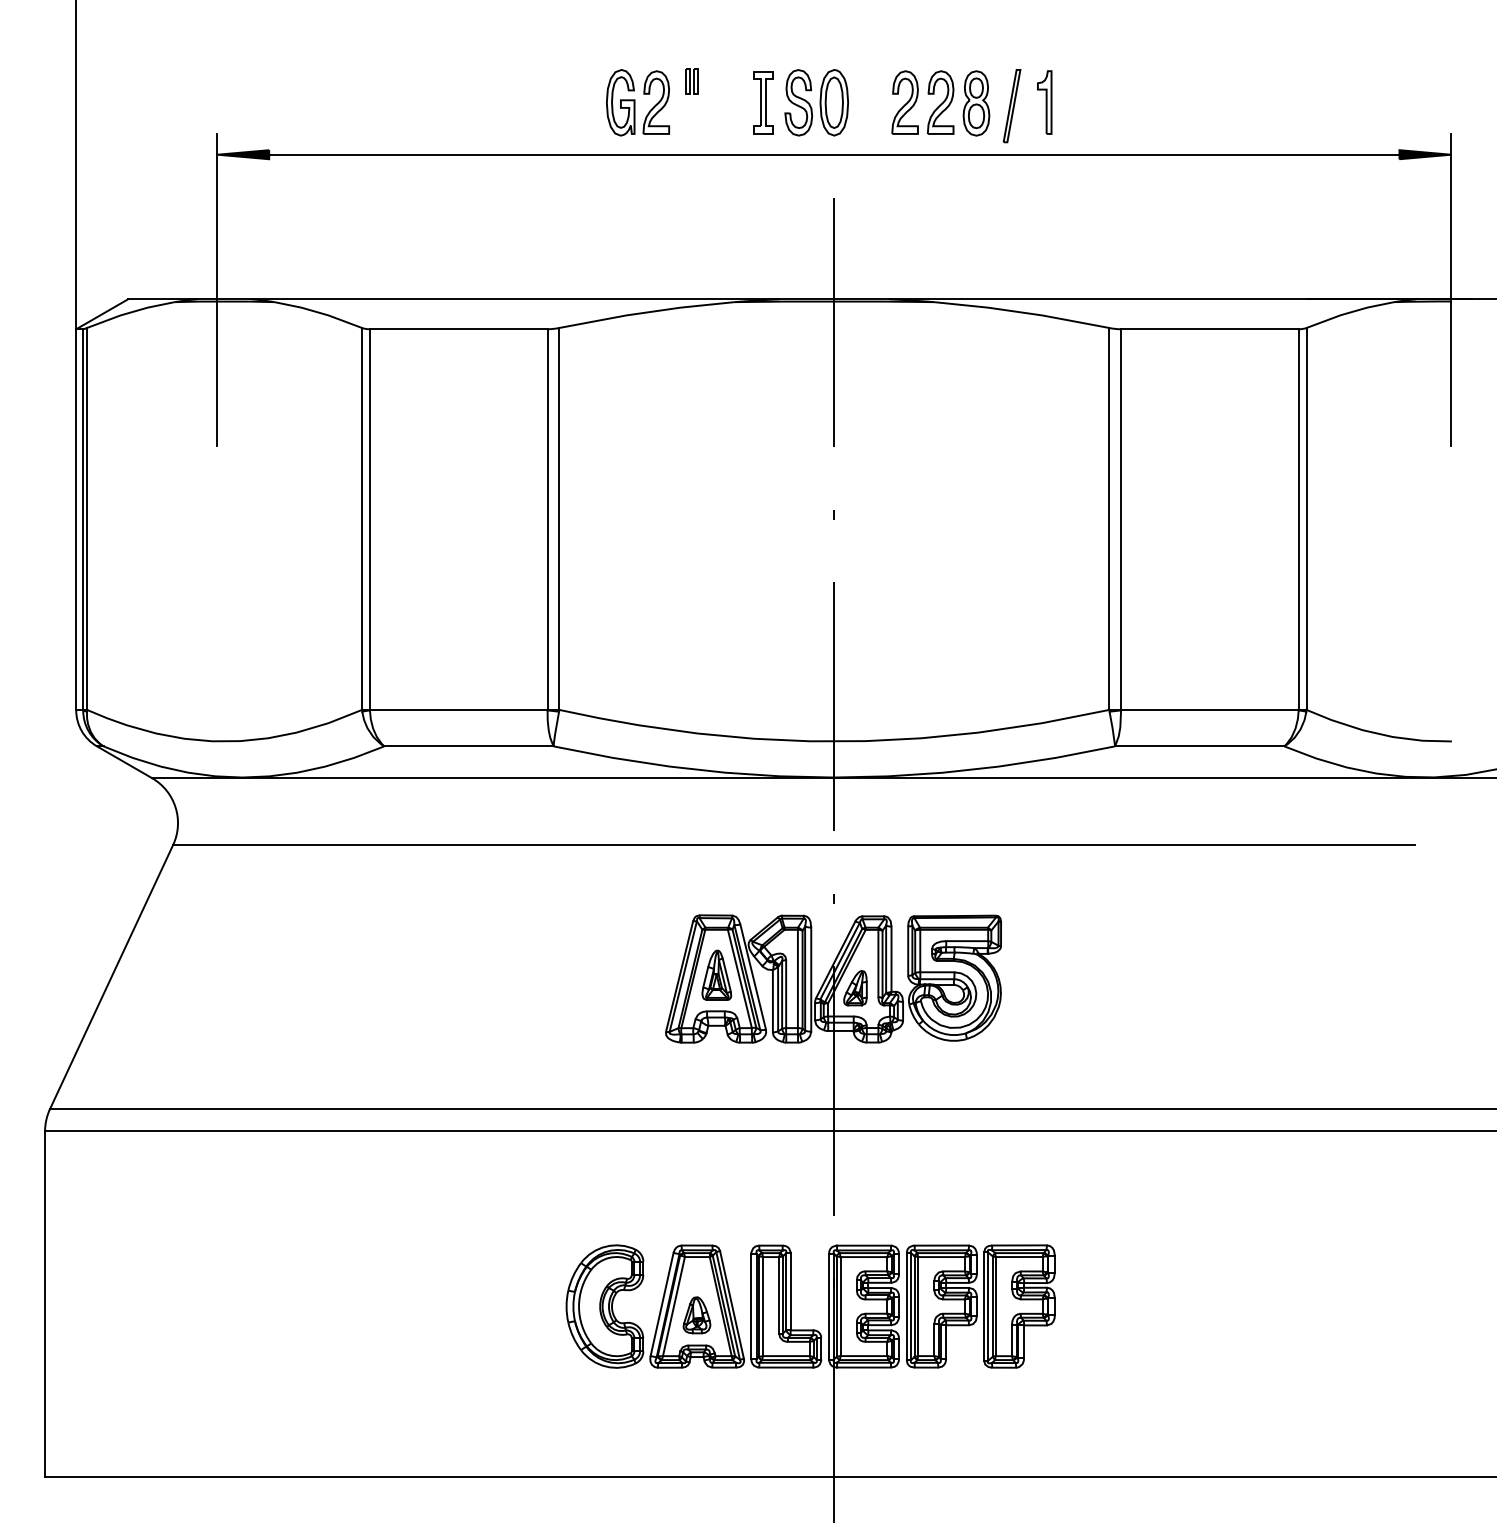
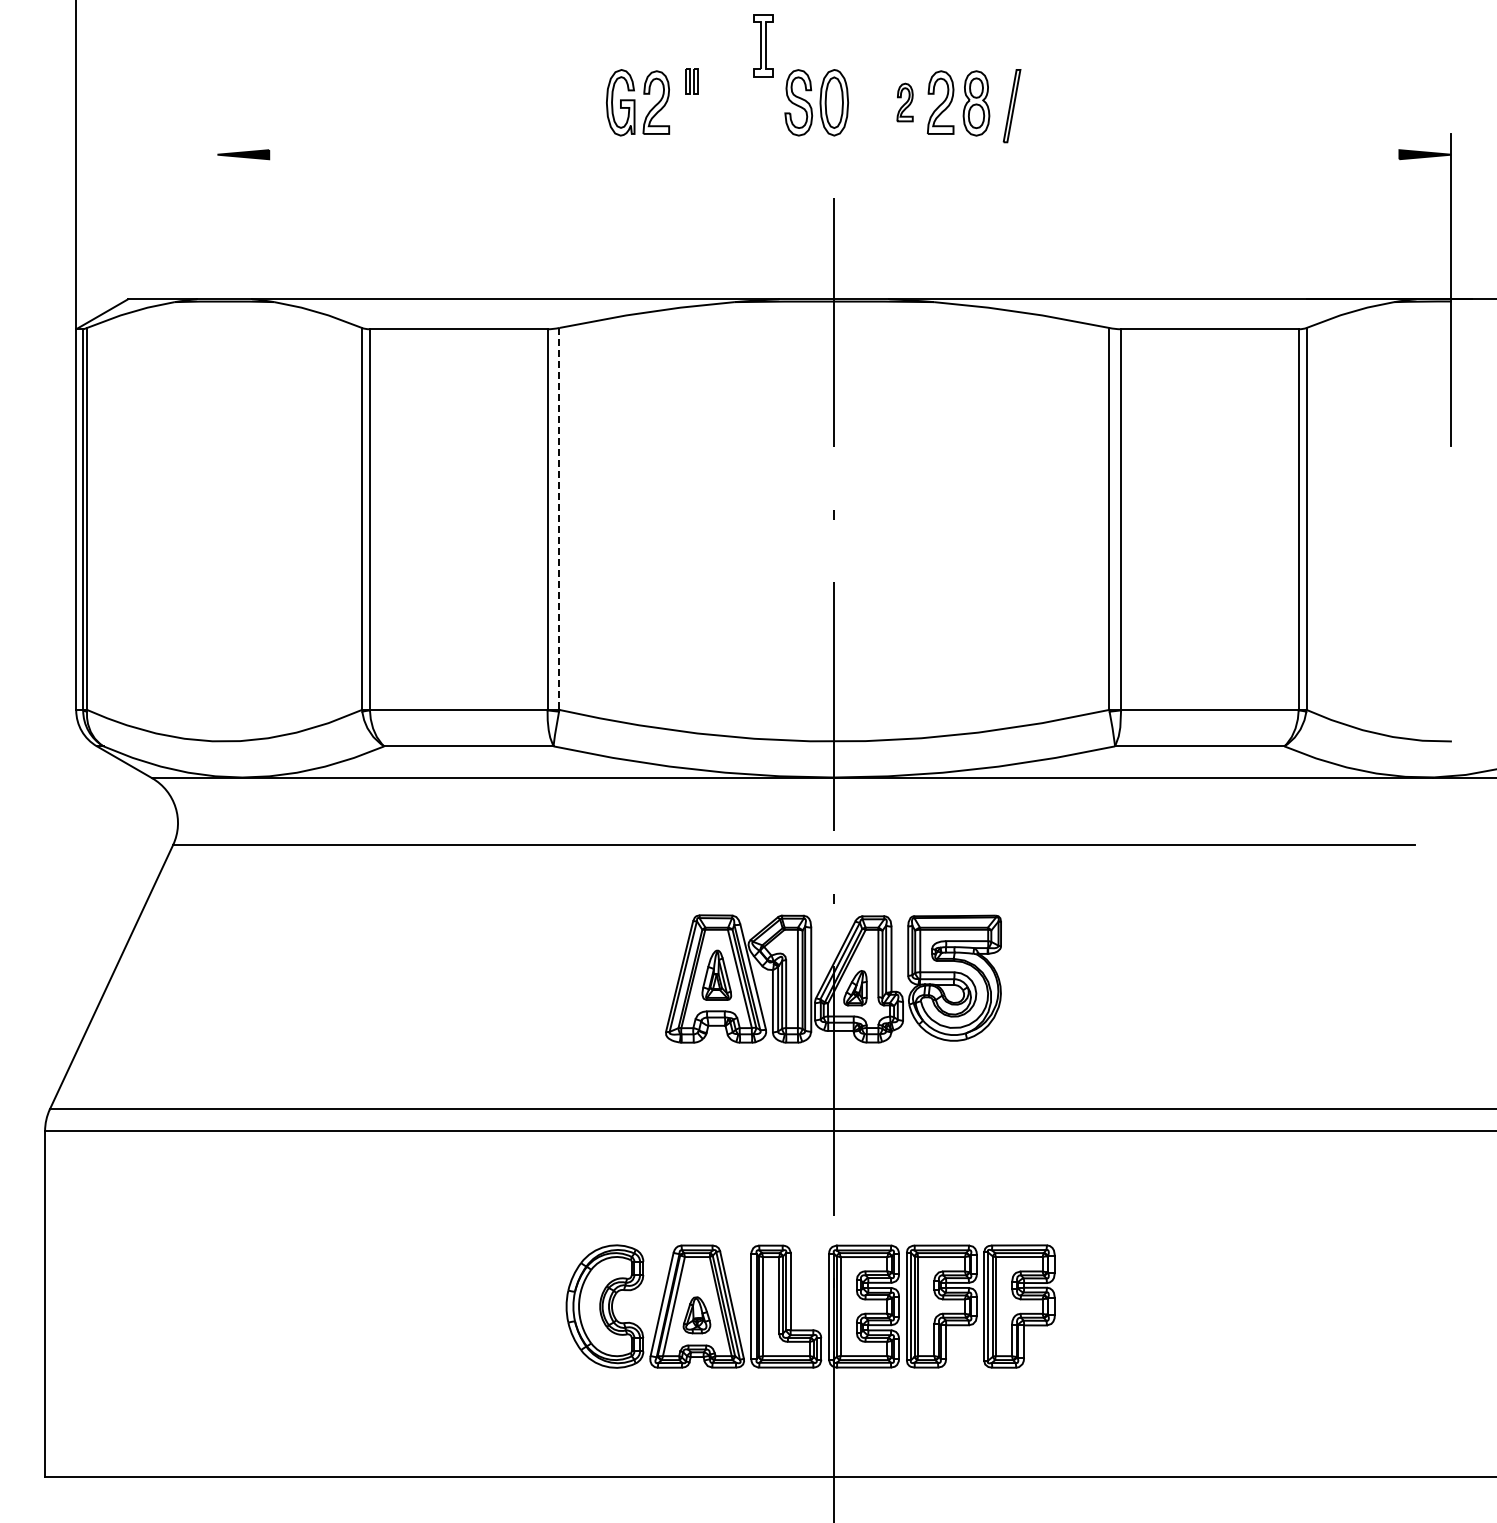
part position: (763, 102) -> (763, 45) (763, 45)
part size: 28x65 px -> 18x41 px (904, 102)
part: present -> none (1044, 102)
line: present -> none (834, 154)
line: present -> none (217, 289)
line: solid -> dashed (559, 518)
